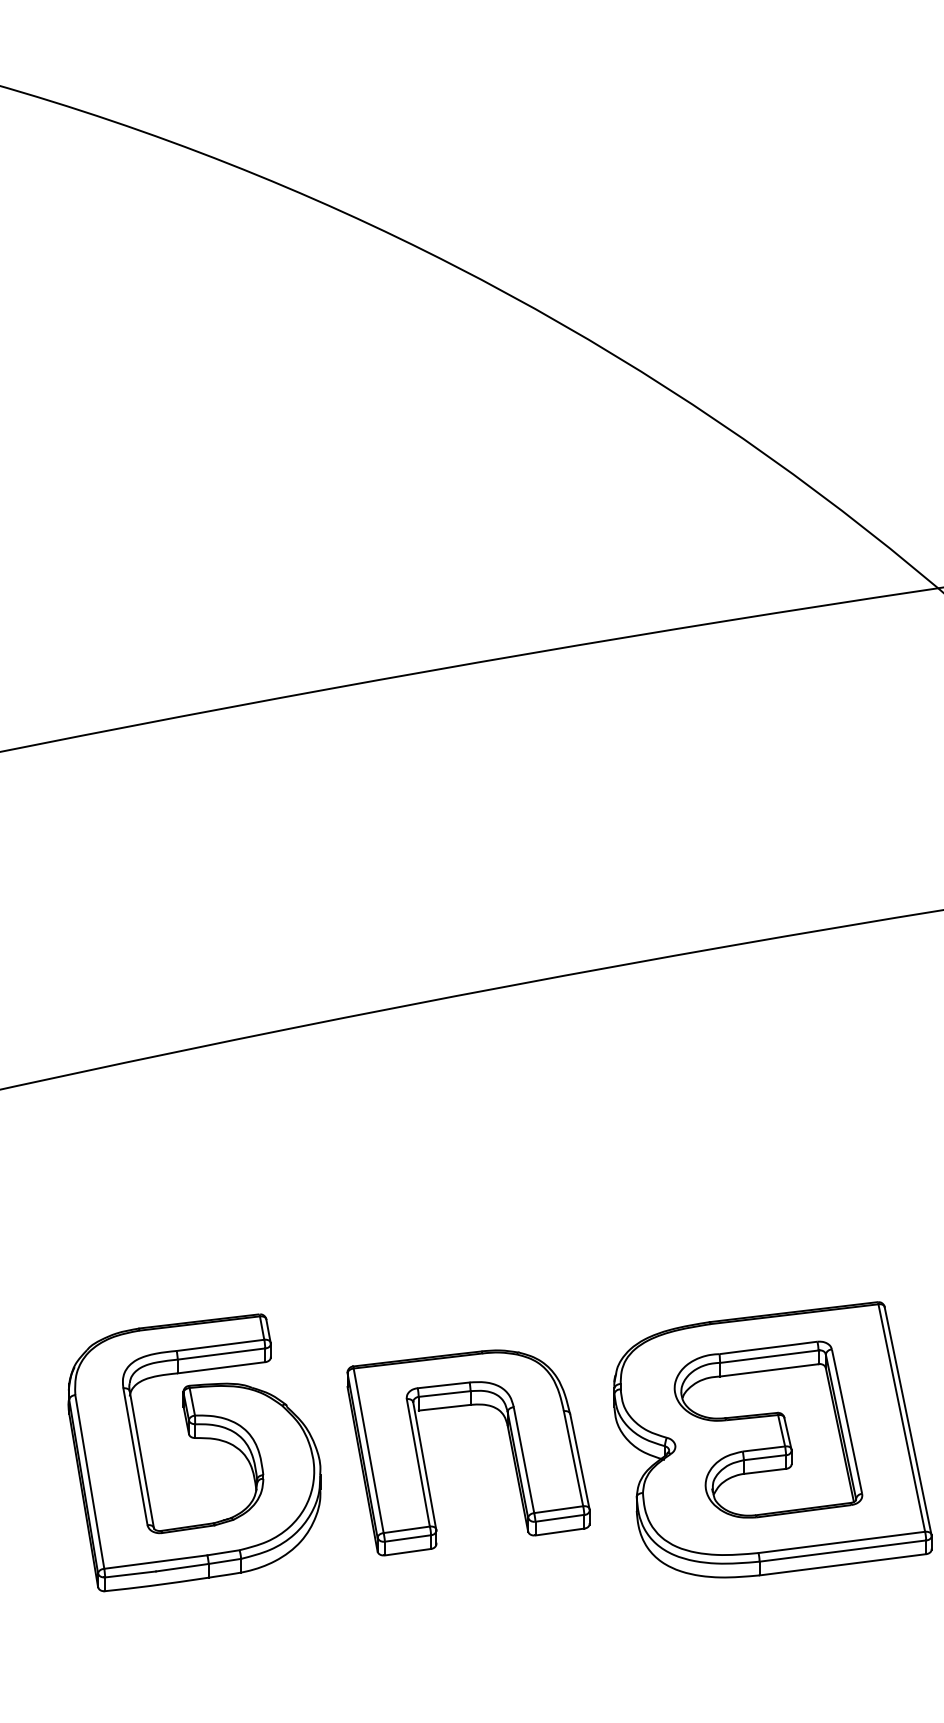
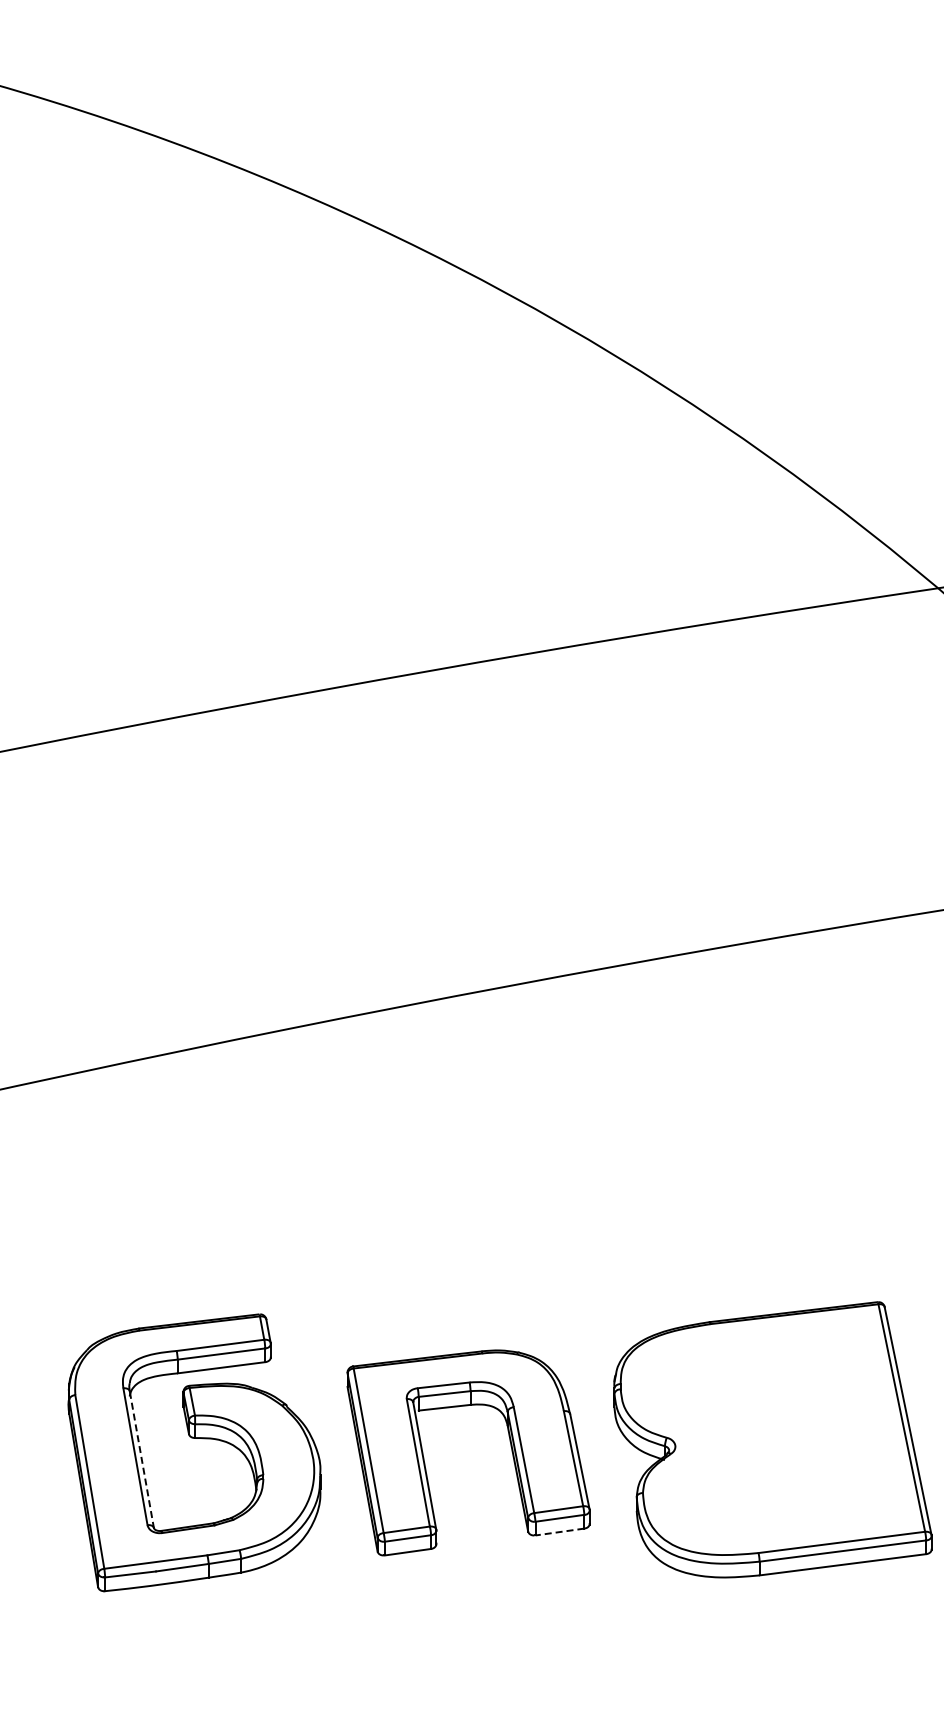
part: present -> none (779, 1426)
line: solid -> dashed (142, 1460)
line: solid -> dashed (559, 1532)
